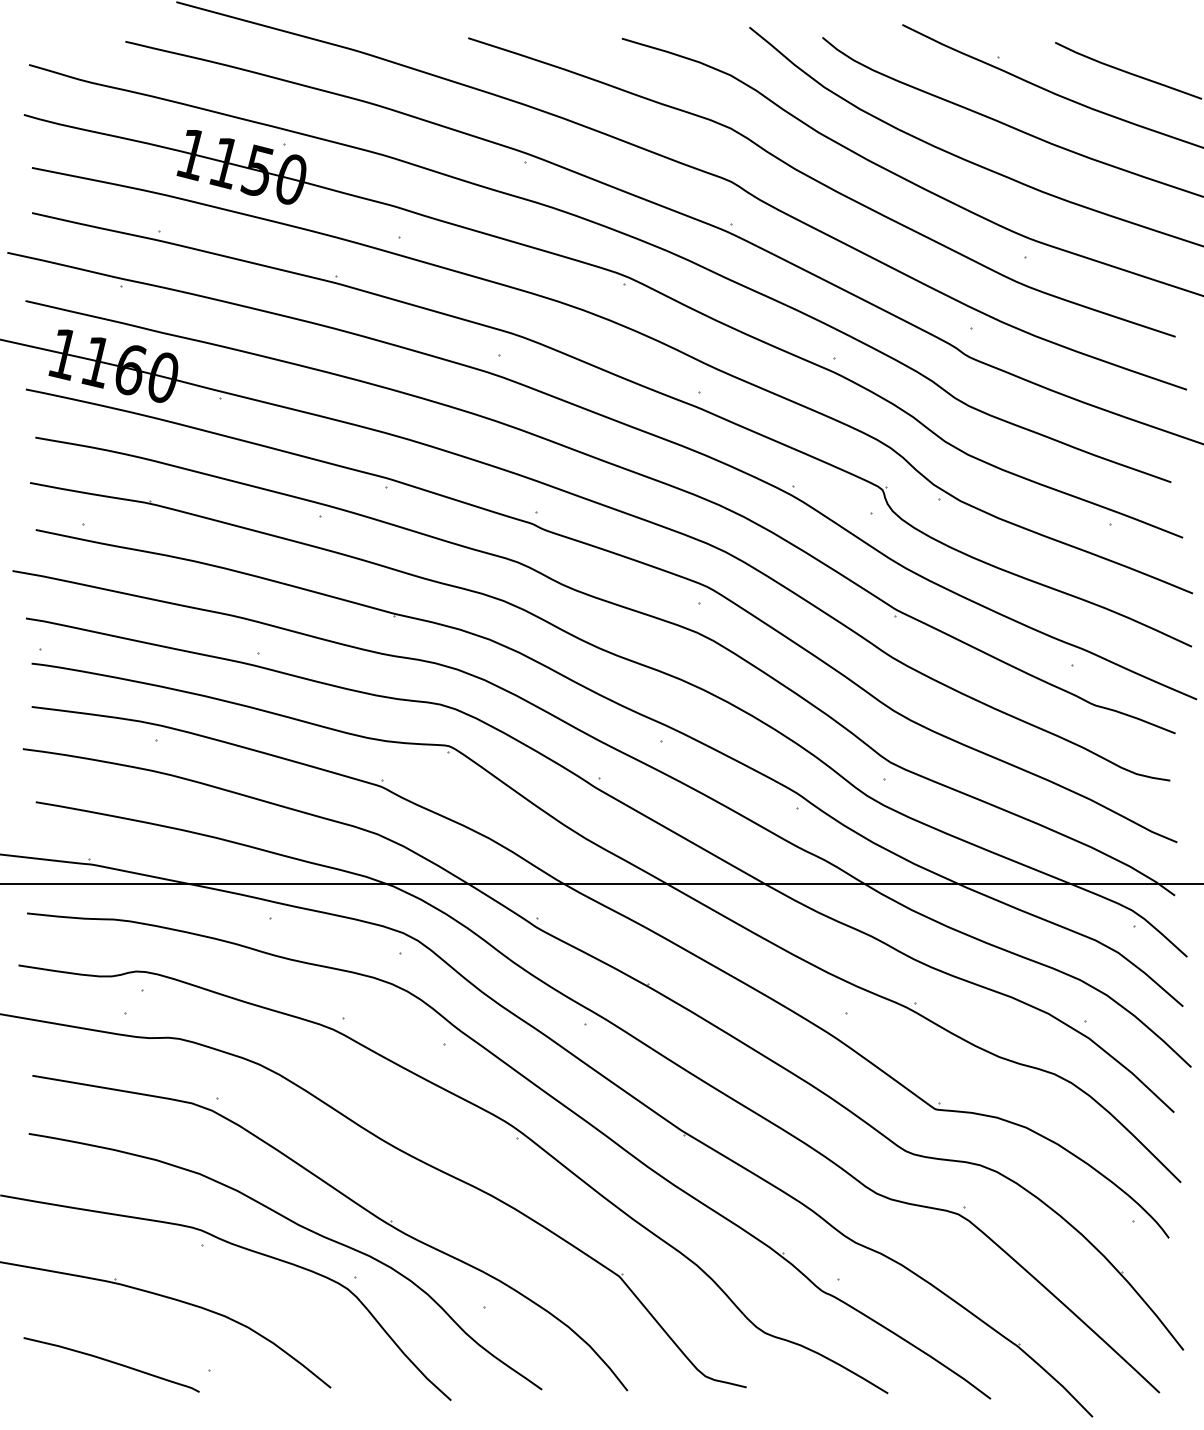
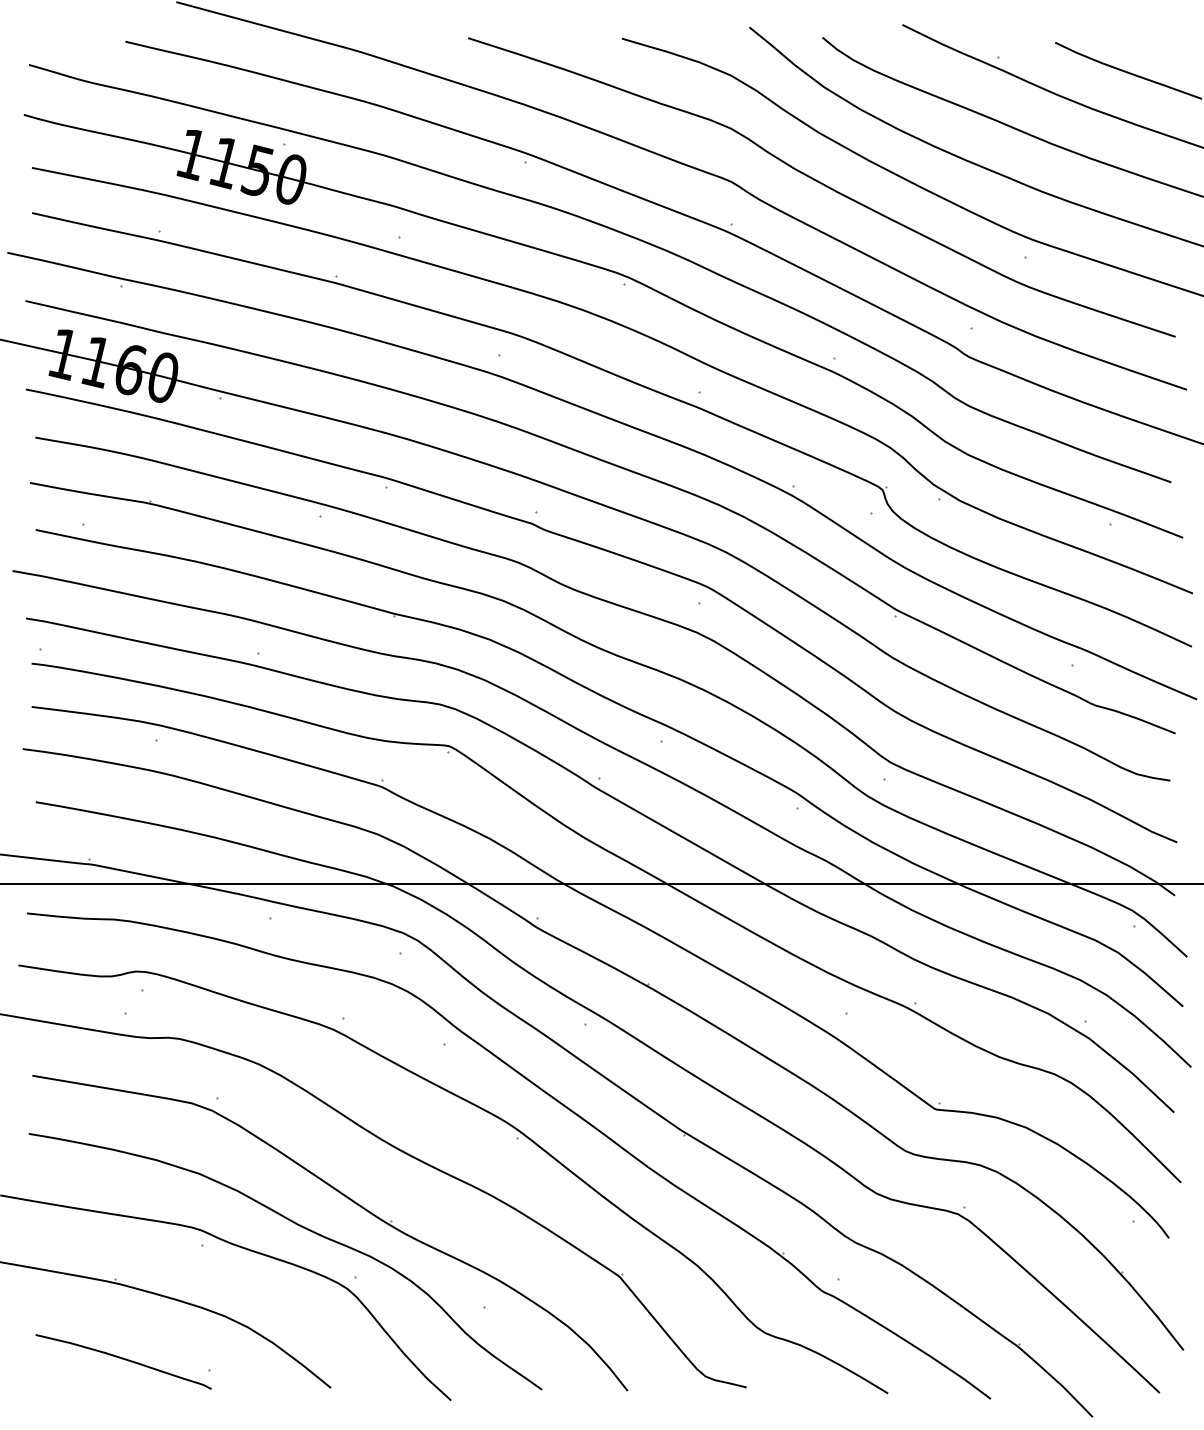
curve position: (111, 1362) -> (123, 1359) (123, 1359)
